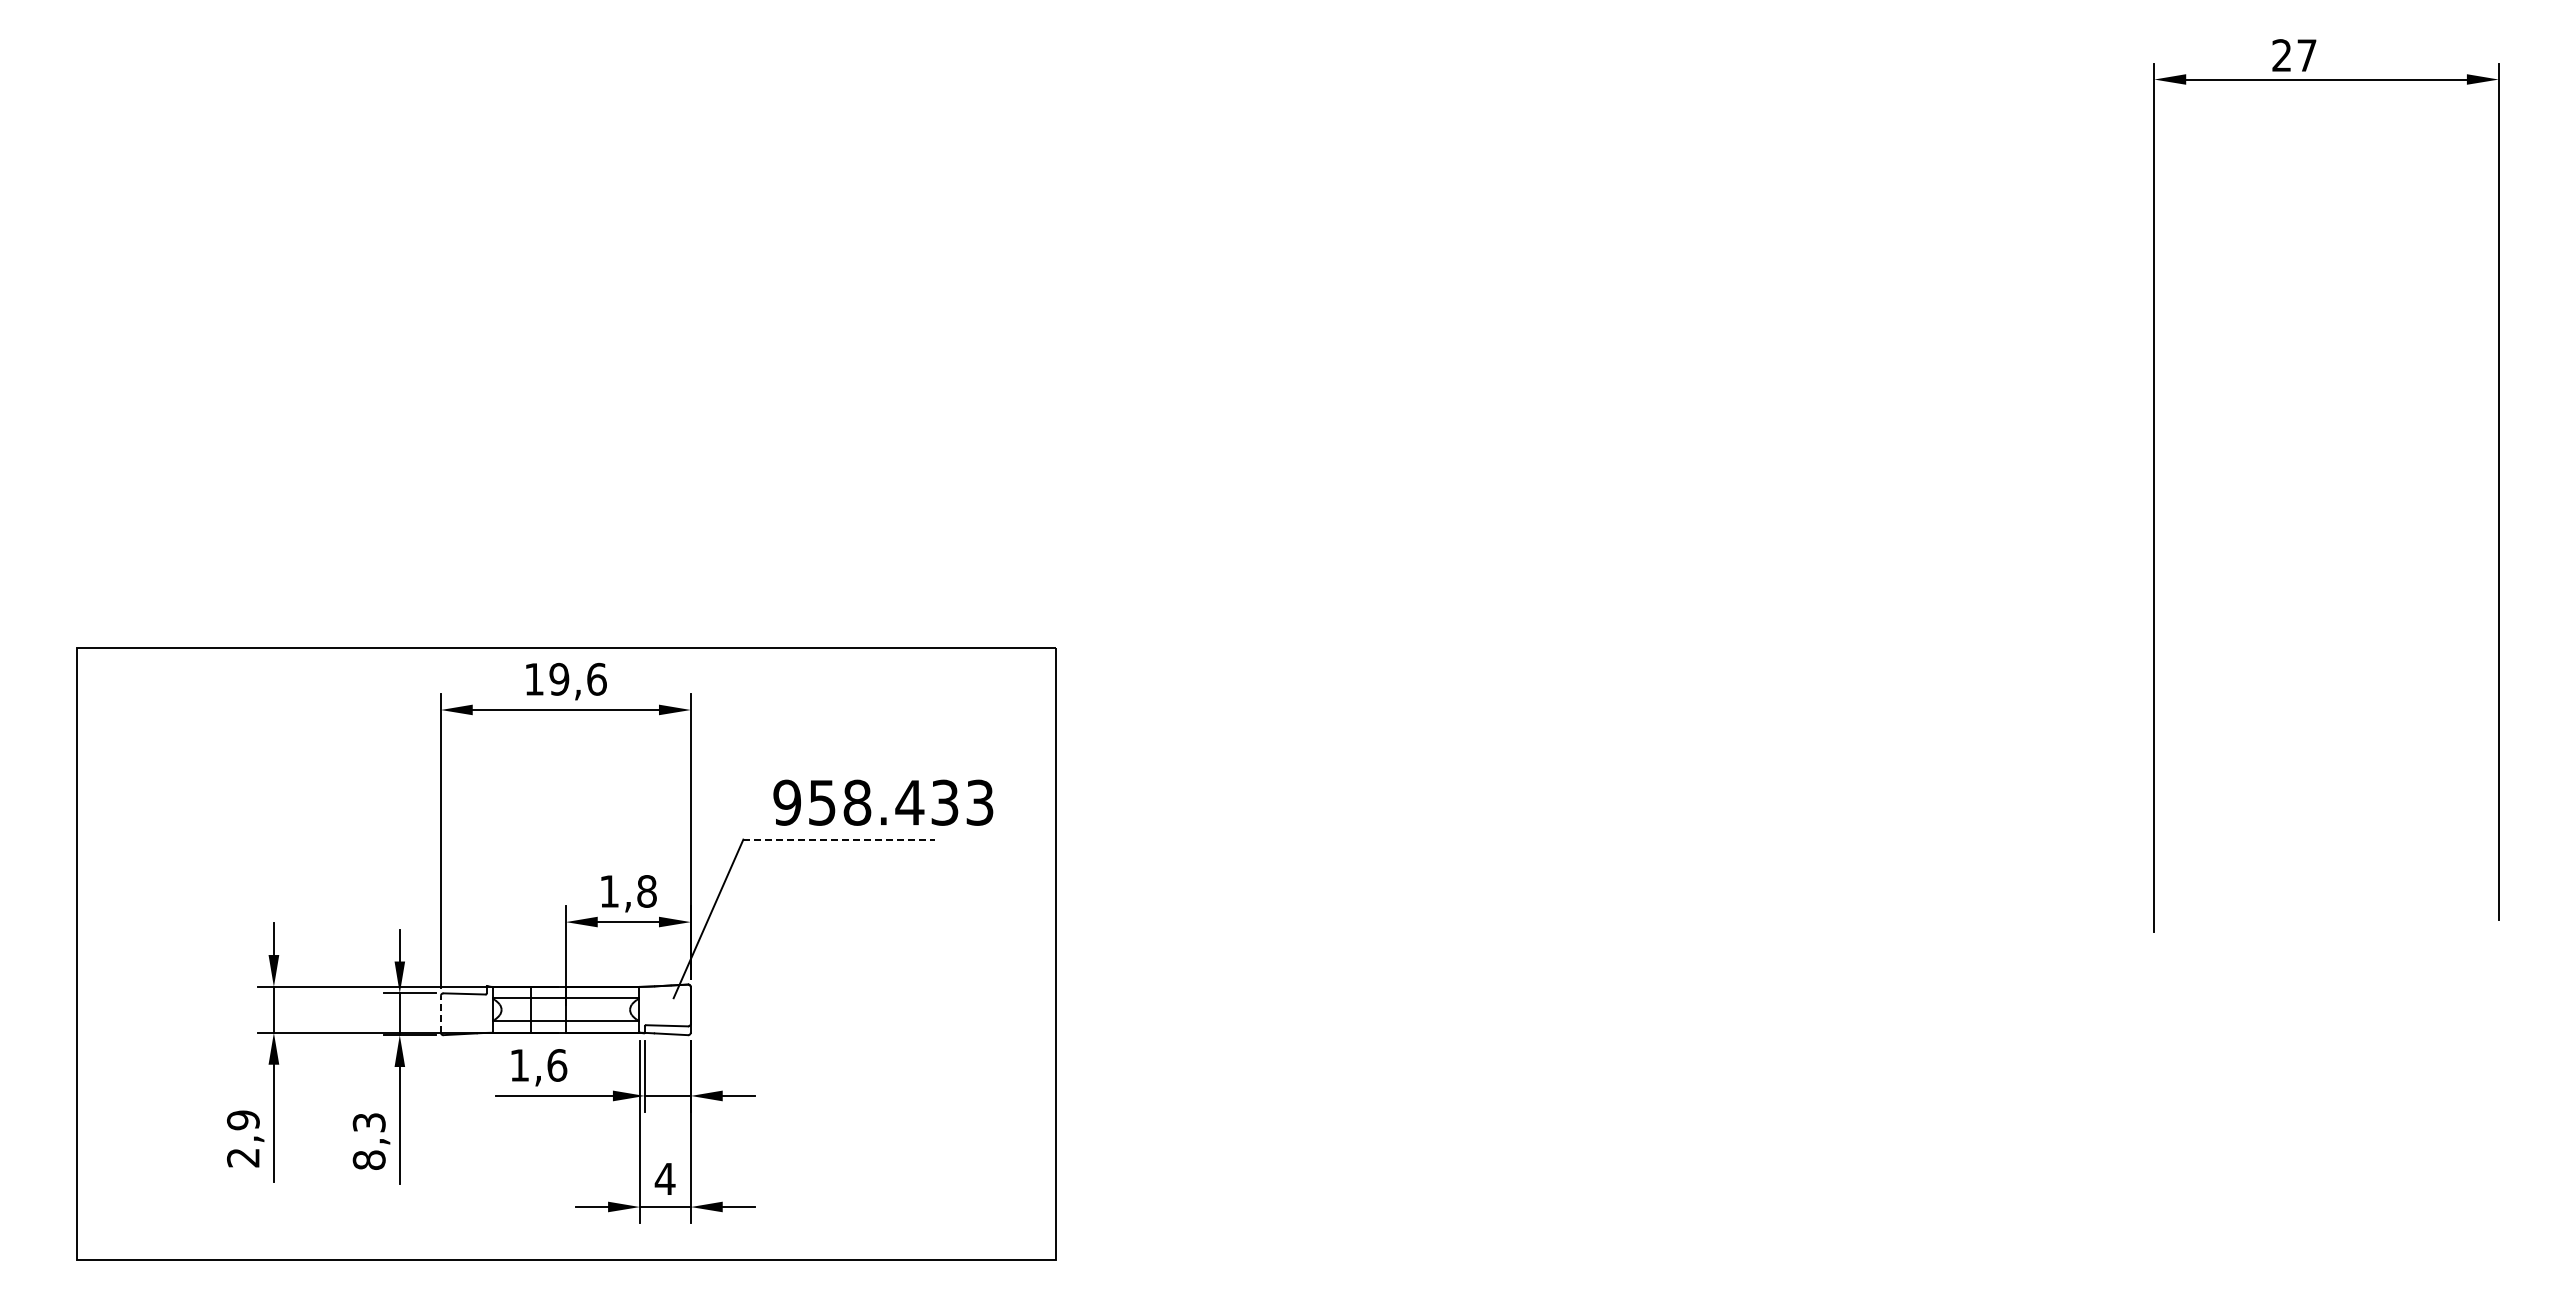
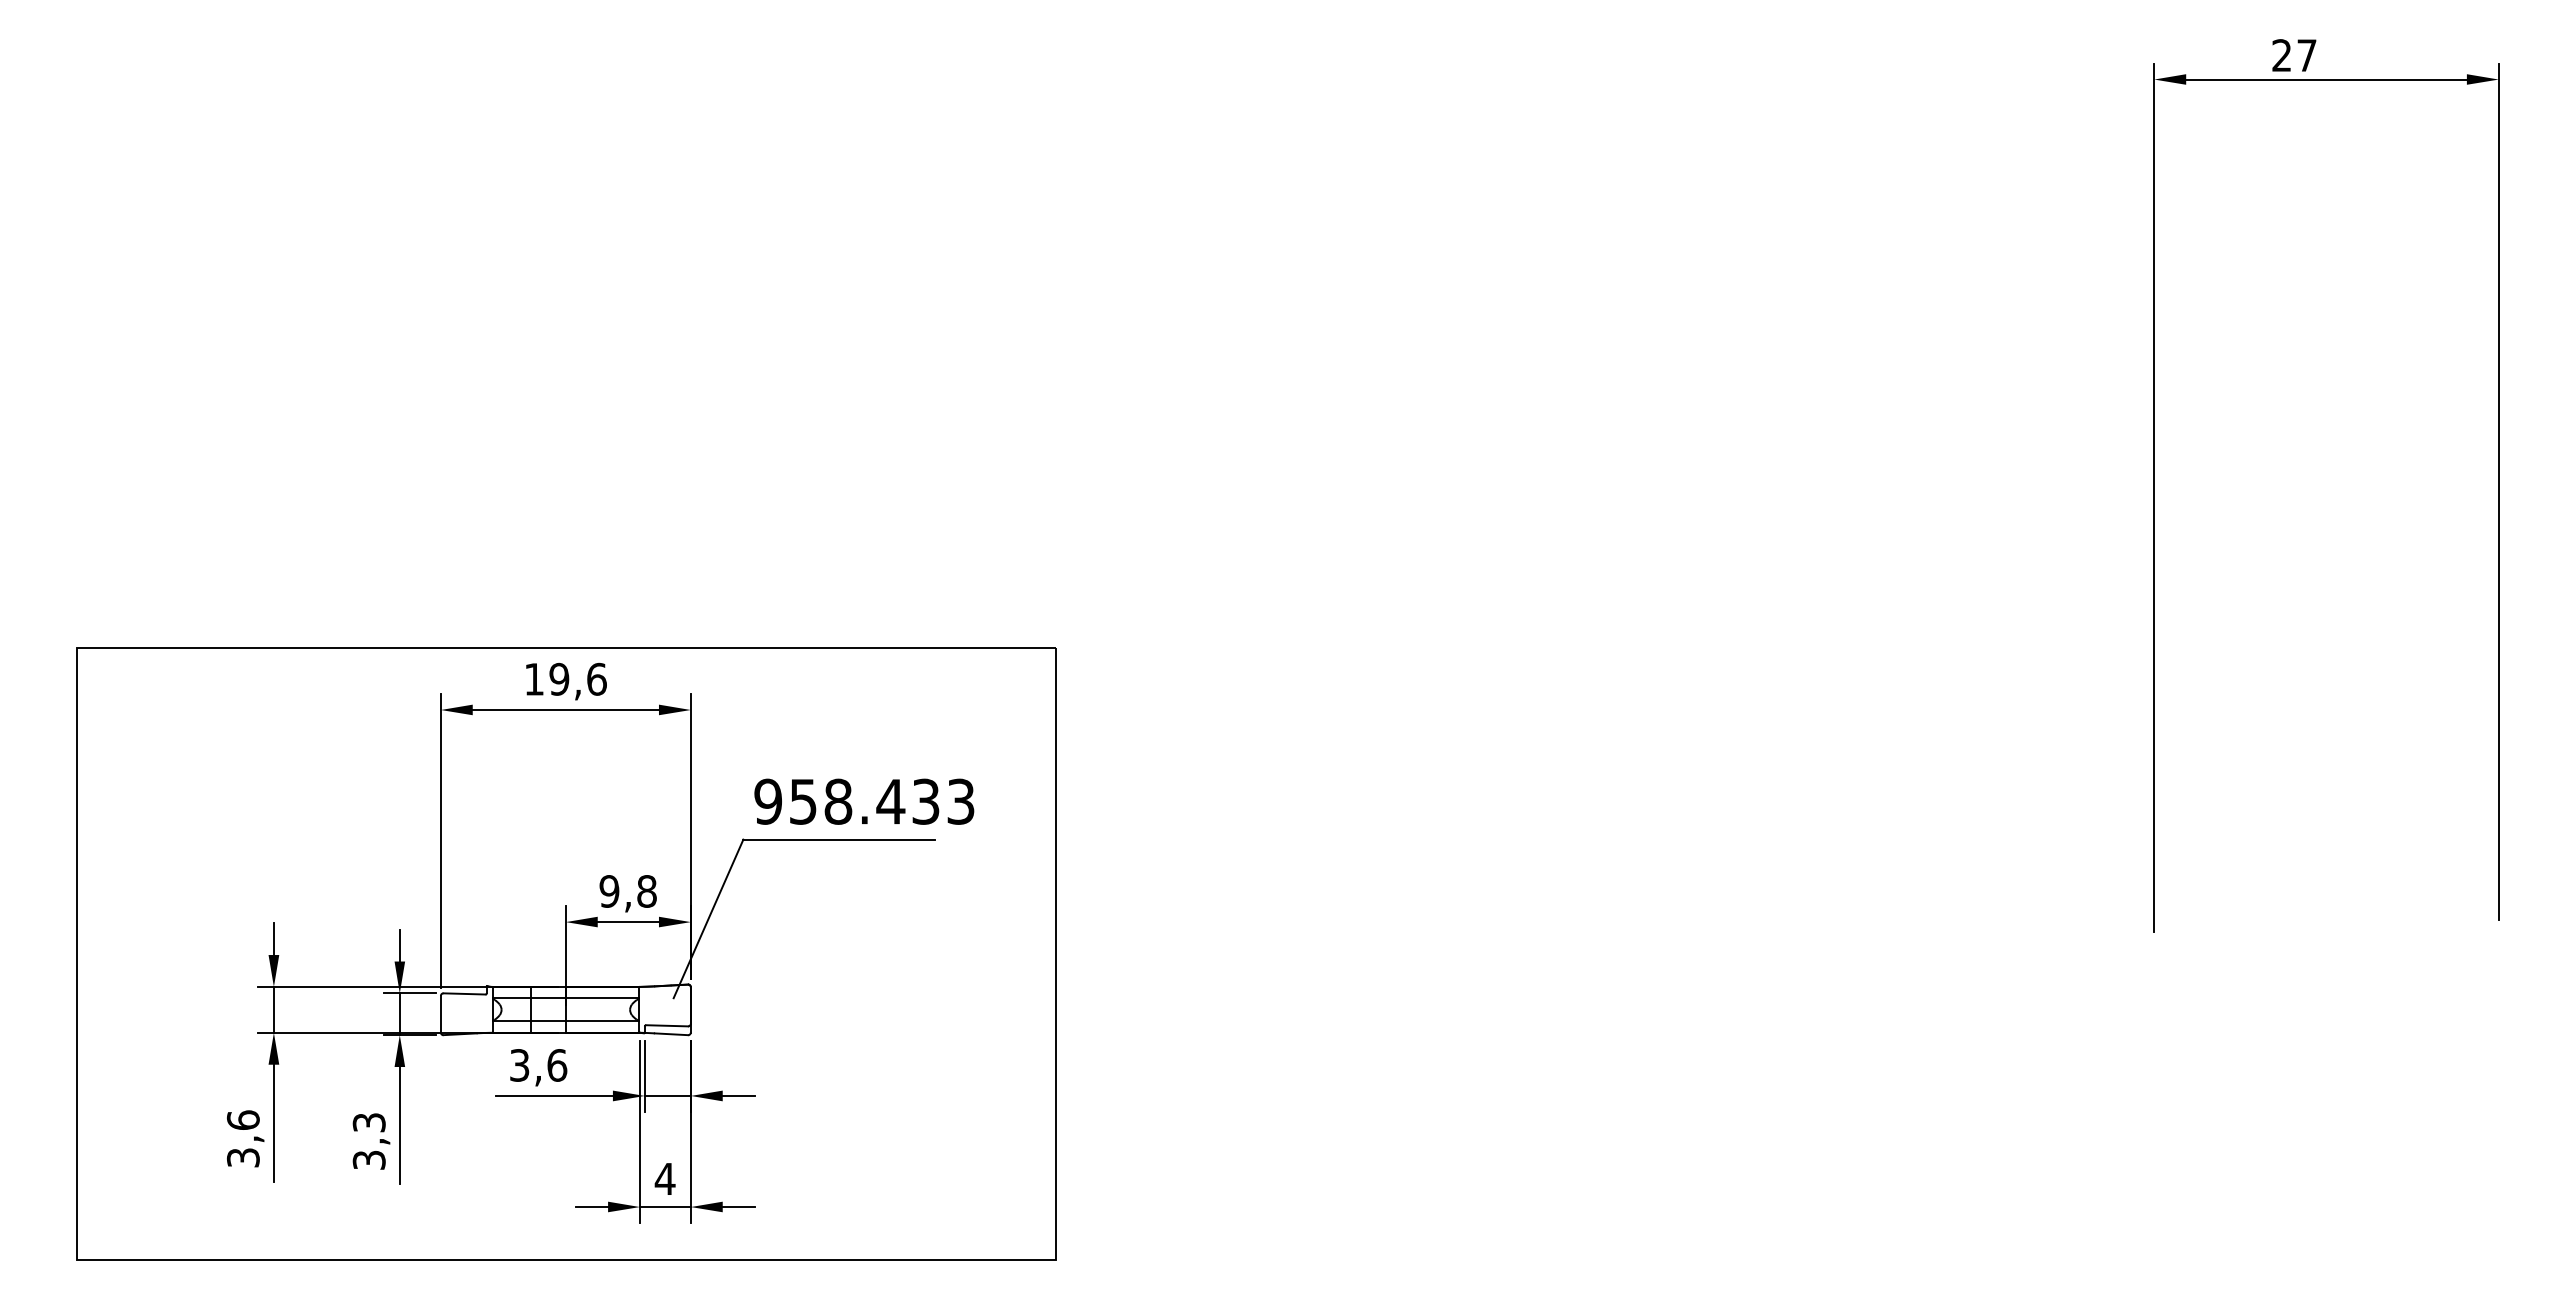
text position: (883, 802) -> (864, 801) (864, 801)
line: dashed -> solid (839, 839)
text: 1,8 -> 9,8 (609, 891)
line: dashed -> solid (440, 1013)
text: 1,6 -> 3,6 (519, 1065)
text: 2,9 -> 3,6 (242, 1138)
text: 8,3 -> 3,3 (368, 1159)
